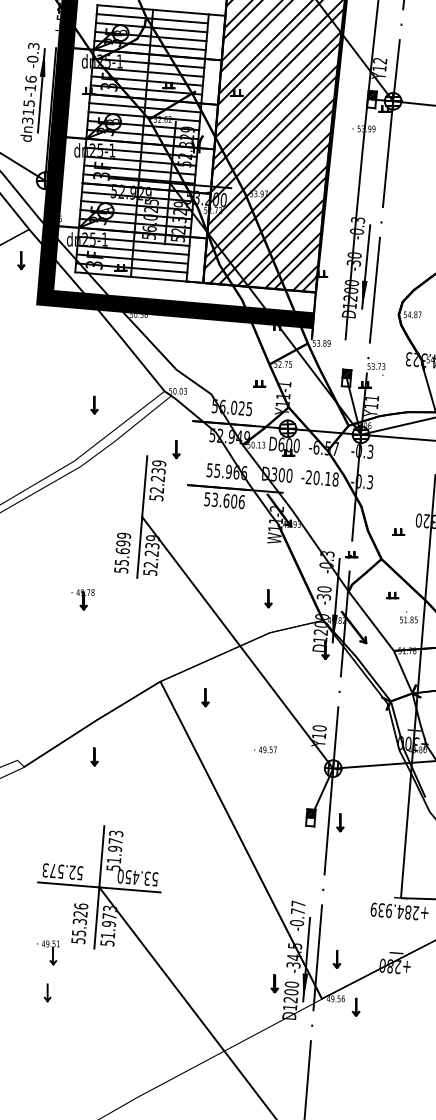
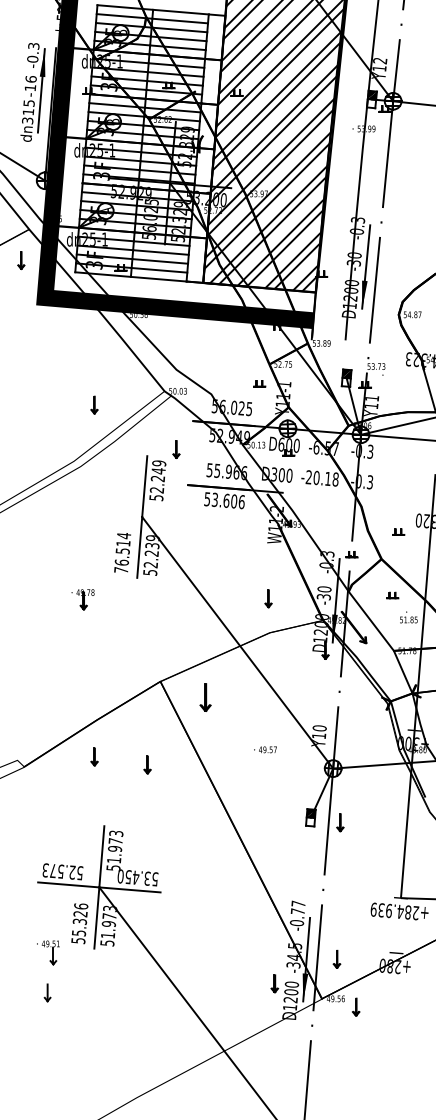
text: 52.239 -> 52.249 (158, 471)
text: 55.699 -> 76.514 (122, 552)
part size: 9x20 px -> 13x29 px (205, 697)
part: none -> present (147, 764)
